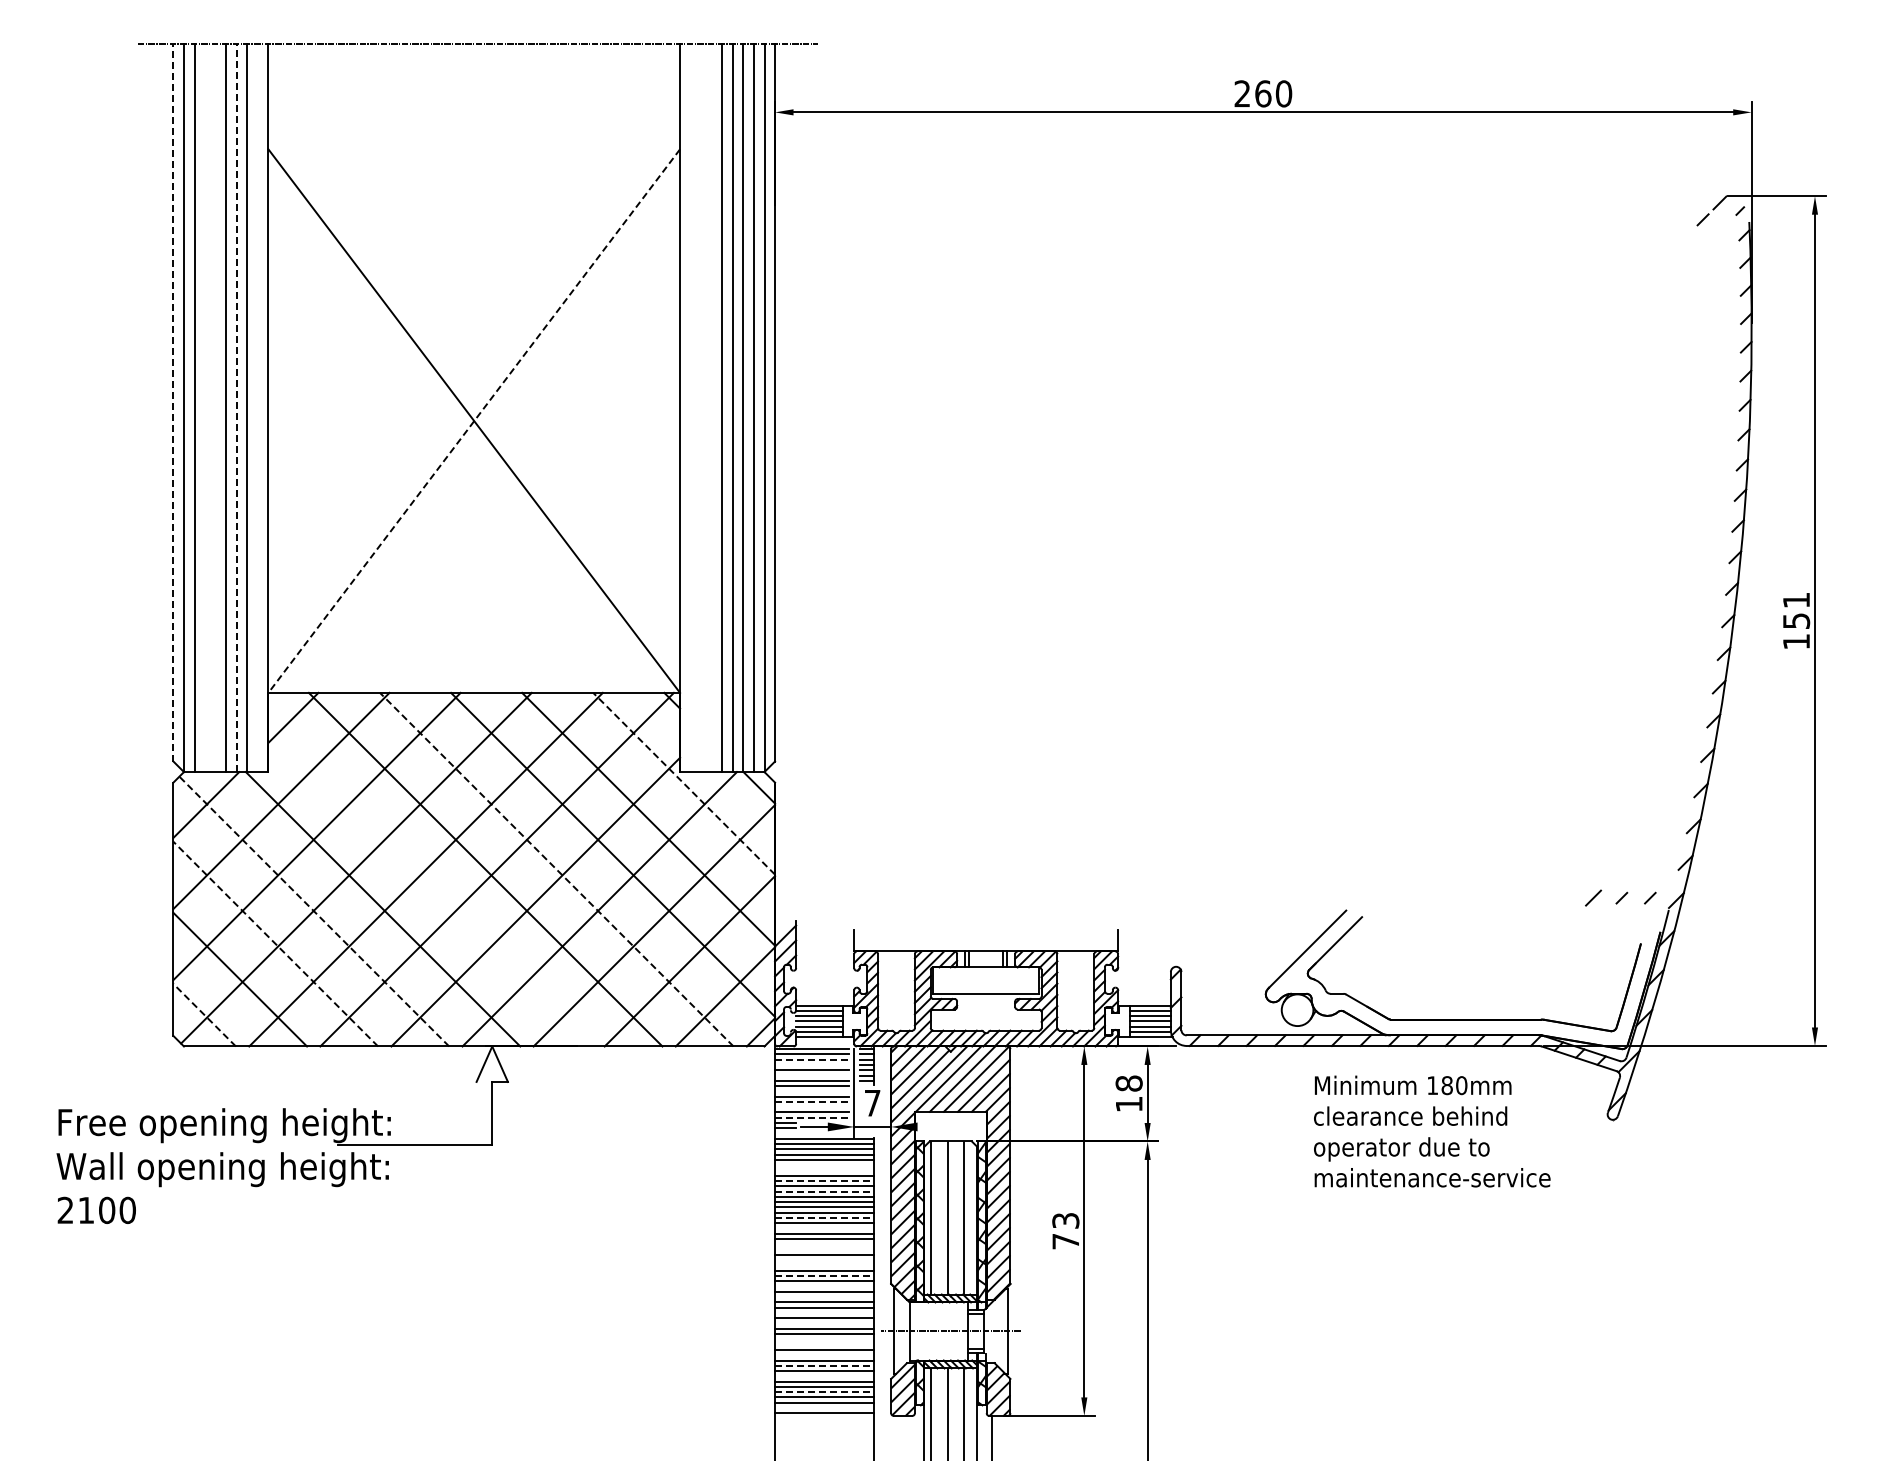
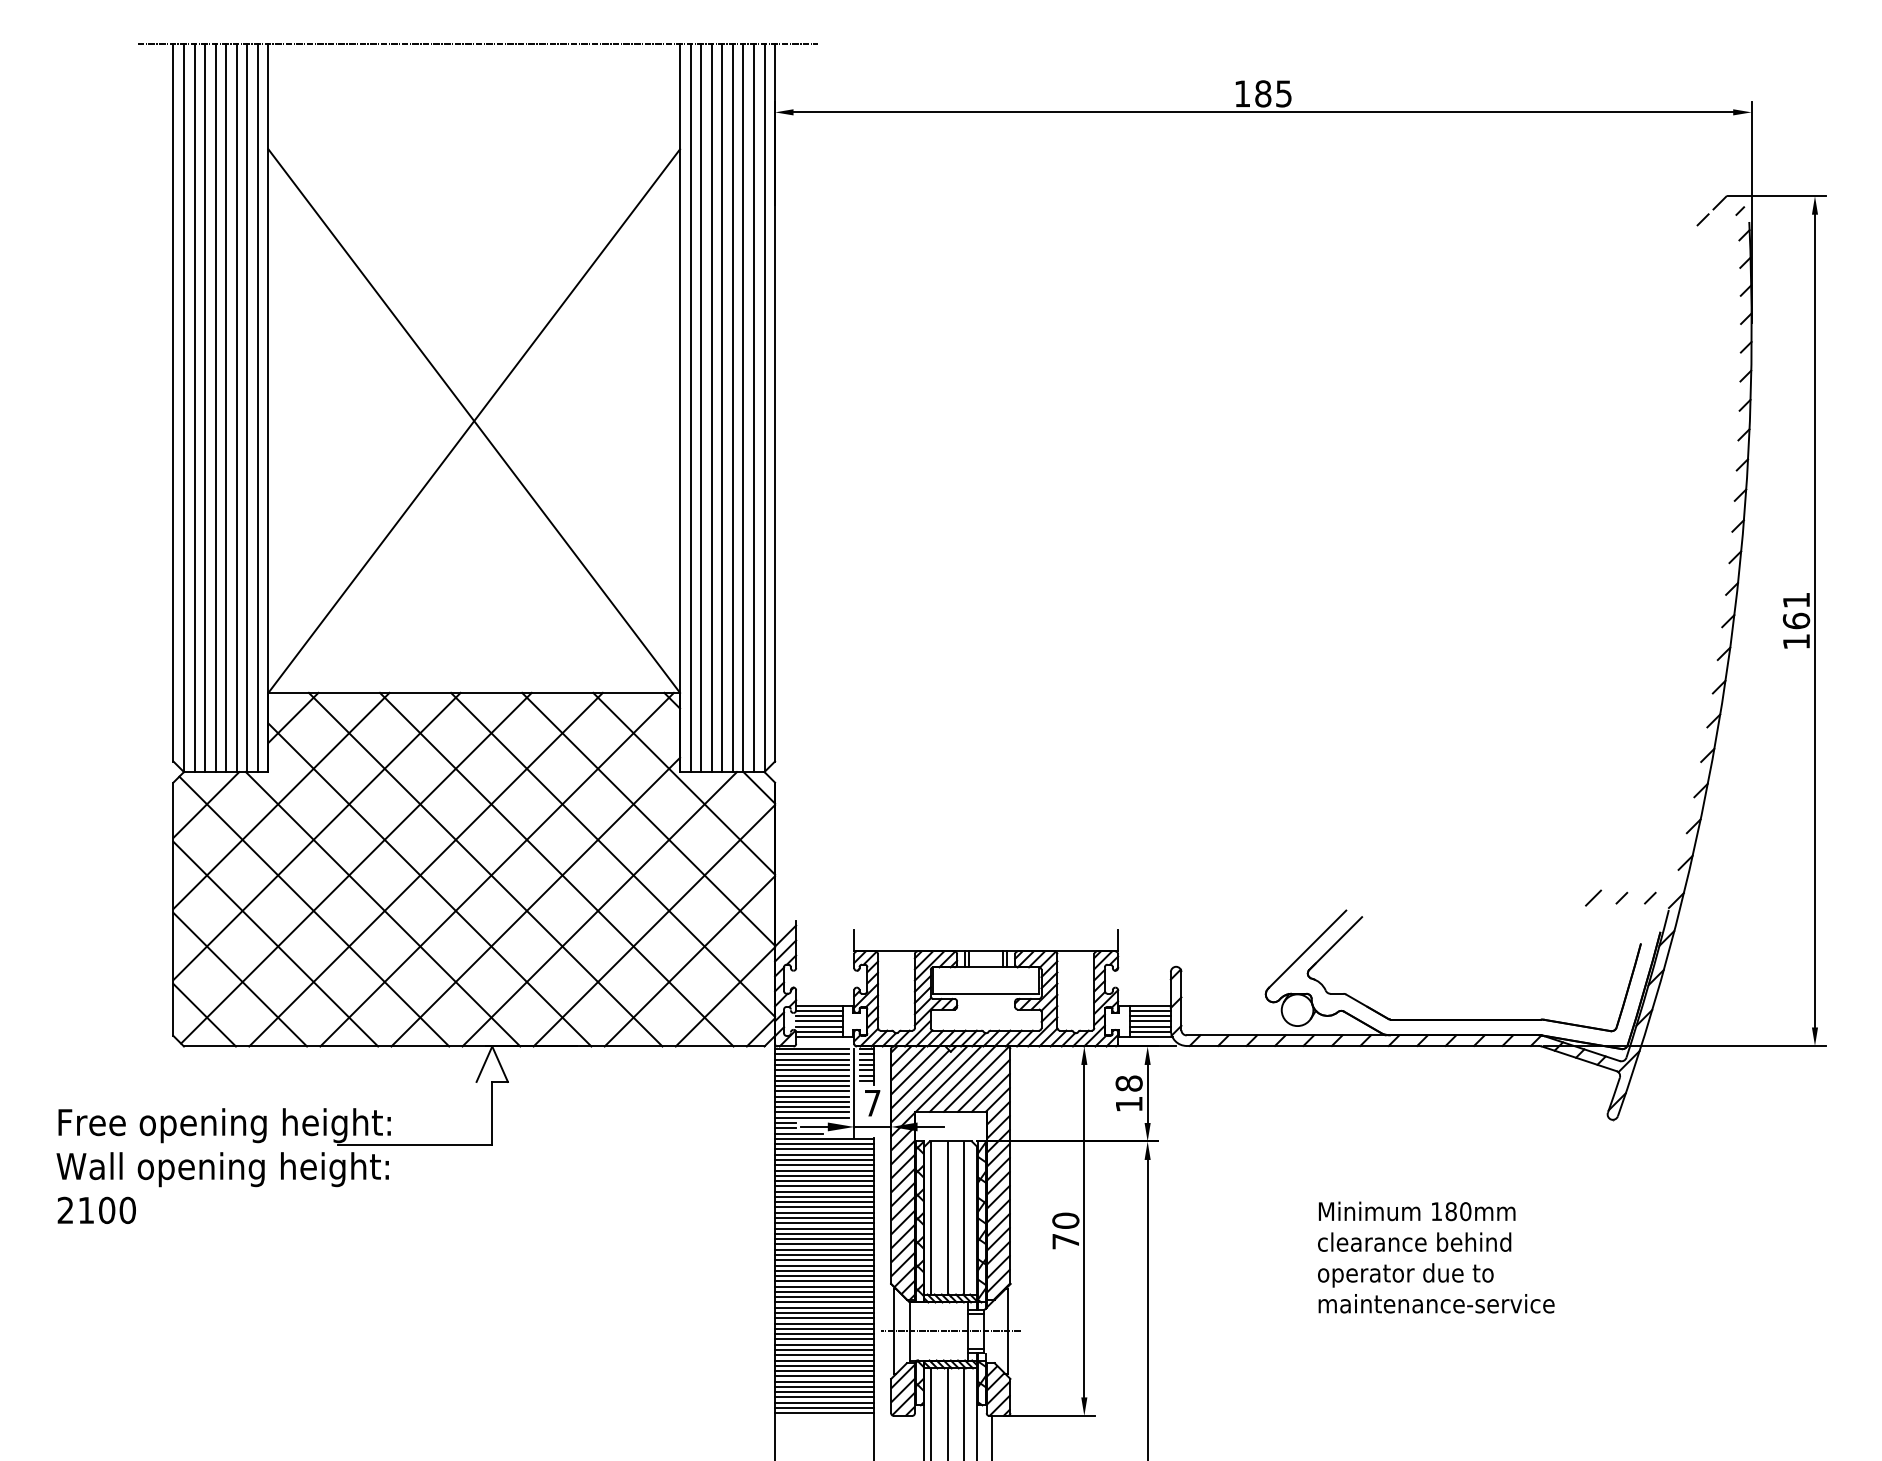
text: 260 -> 185 (1263, 93)
line: dashed -> solid (173, 402)
line: none -> present (205, 407)
line: none -> present (215, 407)
line: dashed -> solid (236, 407)
line: none -> present (257, 407)
line: none -> present (690, 407)
line: none -> present (701, 407)
line: none -> present (711, 407)
line: dashed -> solid (474, 421)
text: 151 -> 161 (1796, 620)
line: dashed -> solid (684, 783)
line: dashed -> solid (556, 869)
line: none -> present (429, 884)
line: dashed -> solid (314, 911)
line: dashed -> solid (275, 944)
line: dashed -> solid (204, 1014)
line: dashed -> solid (812, 1059)
line: none -> present (811, 1064)
line: none -> present (811, 1075)
line: none -> present (811, 1091)
line: dashed -> solid (812, 1101)
line: none -> present (811, 1107)
line: dashed -> solid (812, 1117)
line: none -> present (930, 1126)
text position: (1432, 1131) -> (1436, 1257) (1436, 1257)
line: none -> present (798, 1133)
line: none -> present (824, 1165)
line: none -> present (824, 1170)
line: dashed -> solid (825, 1181)
line: dashed -> solid (825, 1191)
line: dashed -> solid (825, 1218)
text: 73 -> 70 (1065, 1220)
line: none -> present (824, 1228)
line: none -> present (824, 1244)
line: none -> present (824, 1249)
line: none -> present (824, 1260)
line: none -> present (824, 1265)
line: dashed -> solid (825, 1276)
line: none -> present (824, 1286)
line: none -> present (824, 1297)
line: none -> present (824, 1313)
line: none -> present (824, 1323)
line: none -> present (824, 1339)
line: none -> present (824, 1344)
line: none -> present (824, 1355)
line: dashed -> solid (825, 1365)
line: none -> present (824, 1376)
line: dashed -> solid (825, 1392)
line: none -> present (824, 1407)
